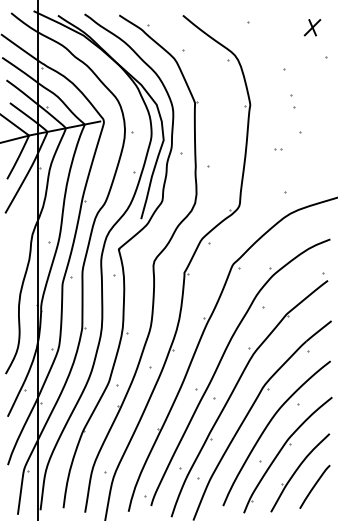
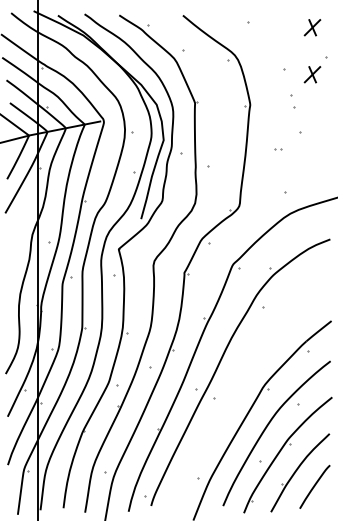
part: none -> present (312, 74)
part: present -> none (236, 387)
